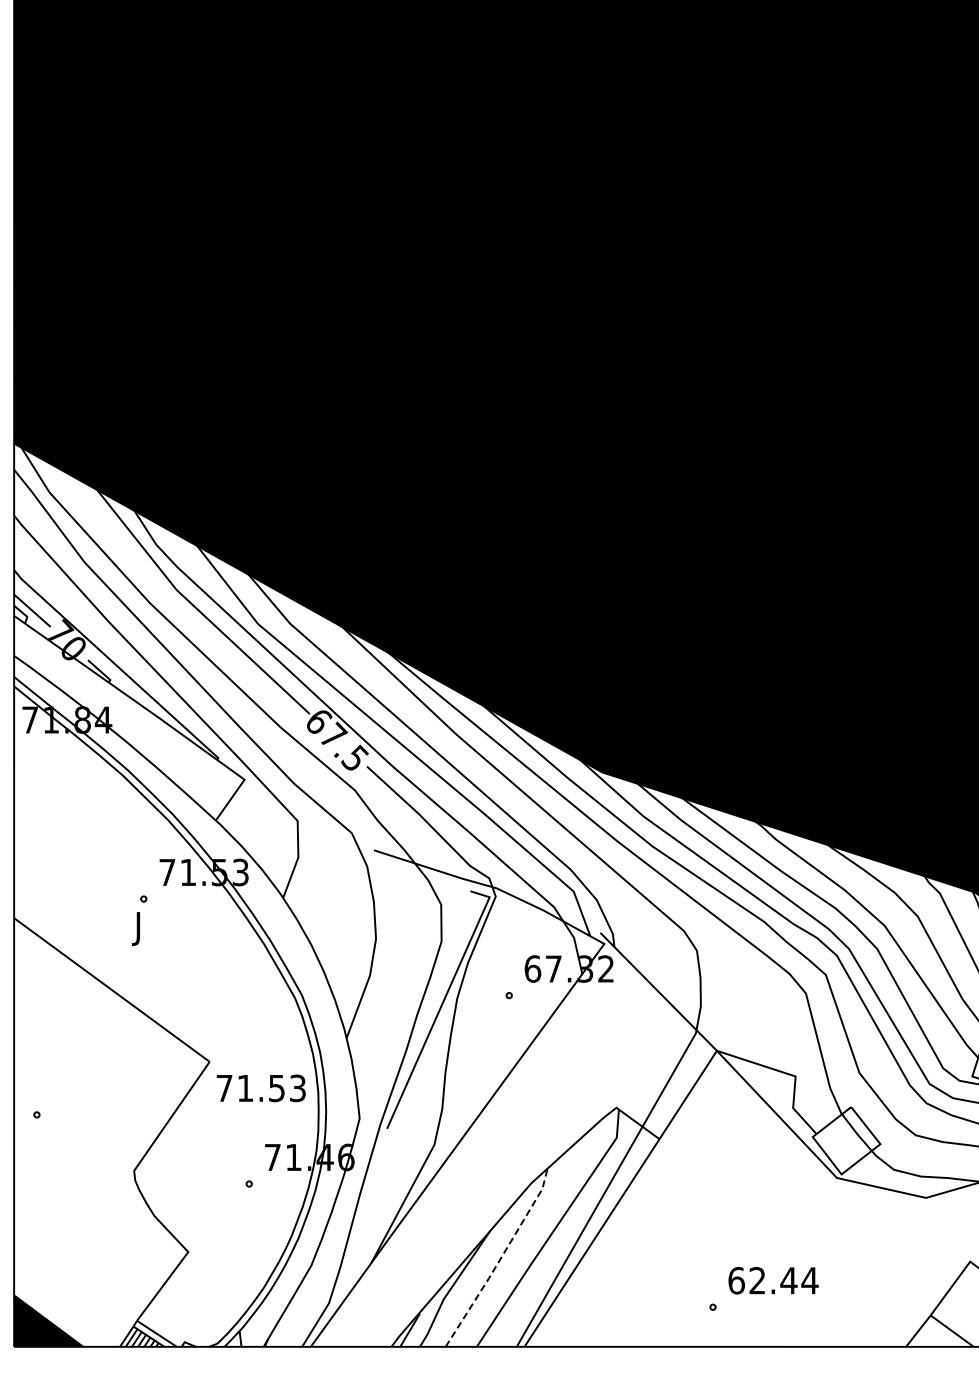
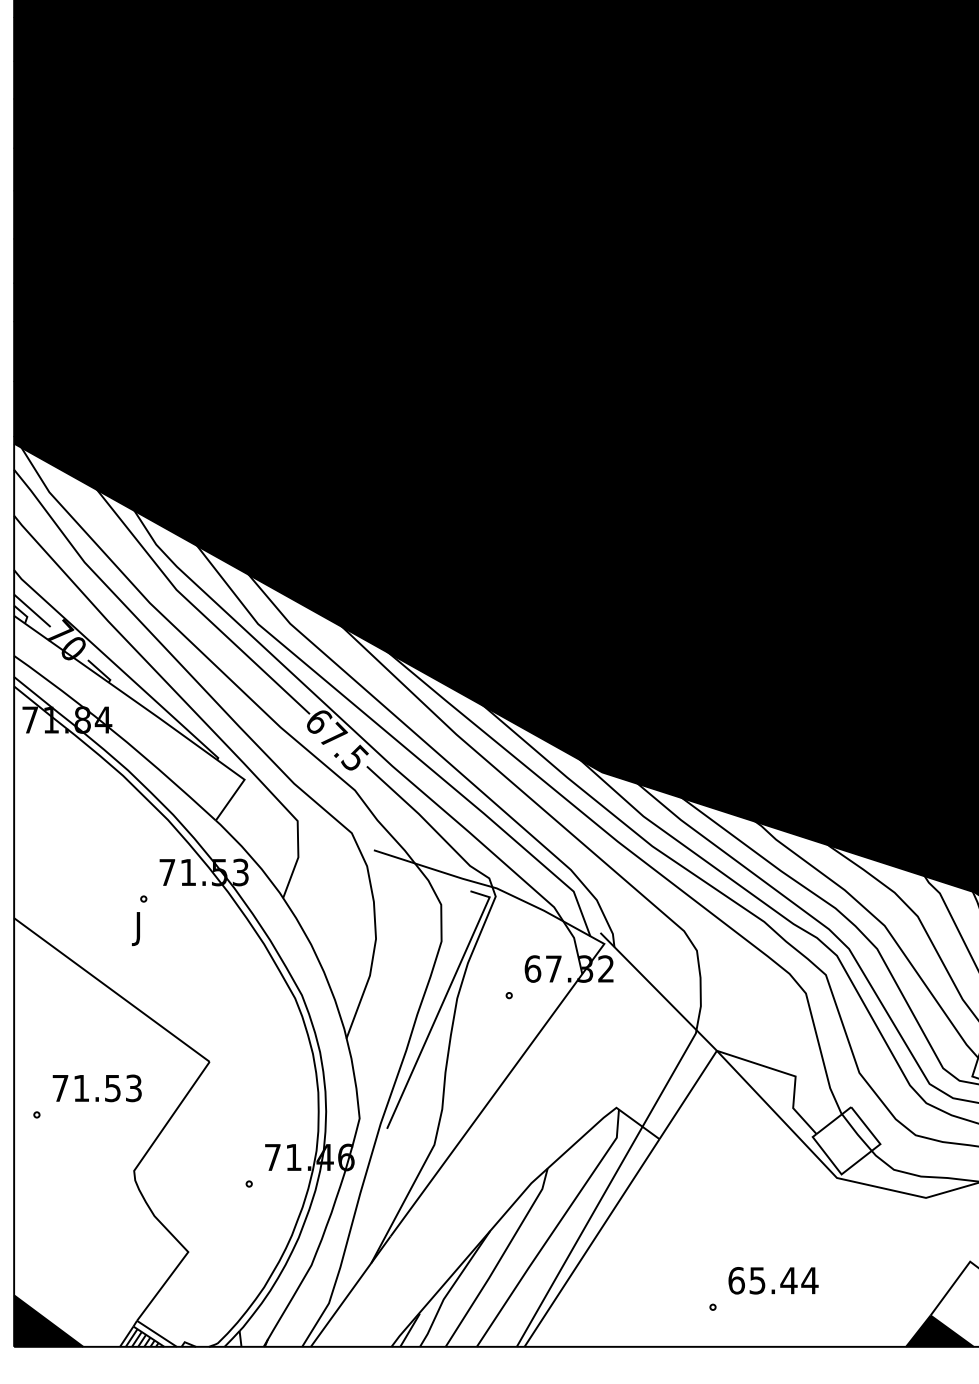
text position: (260, 1088) -> (96, 1088) (96, 1088)
line: dashed -> solid (500, 1258)
text: 62.44 -> 65.44 (757, 1280)
fill: none -> present (939, 1330)
